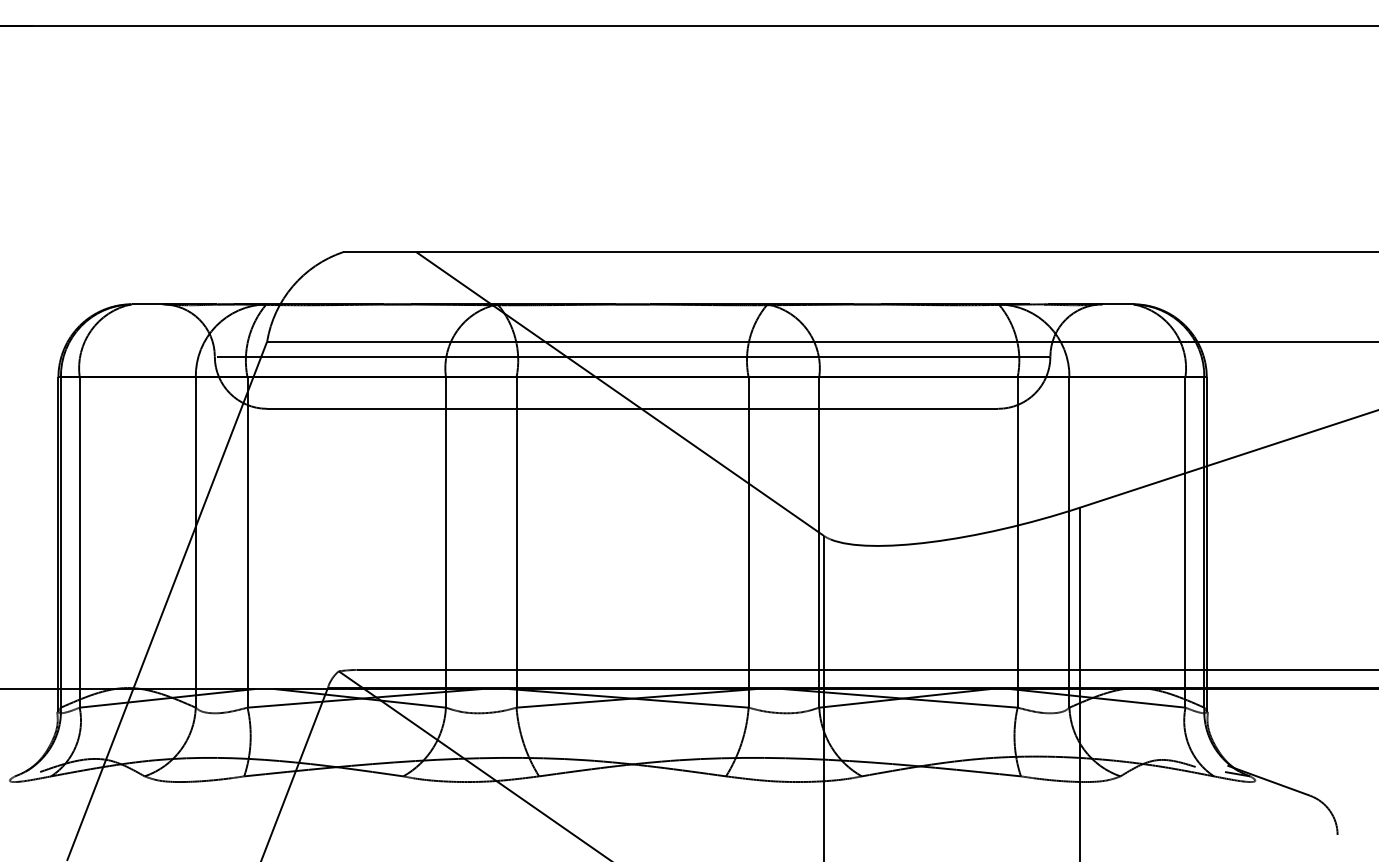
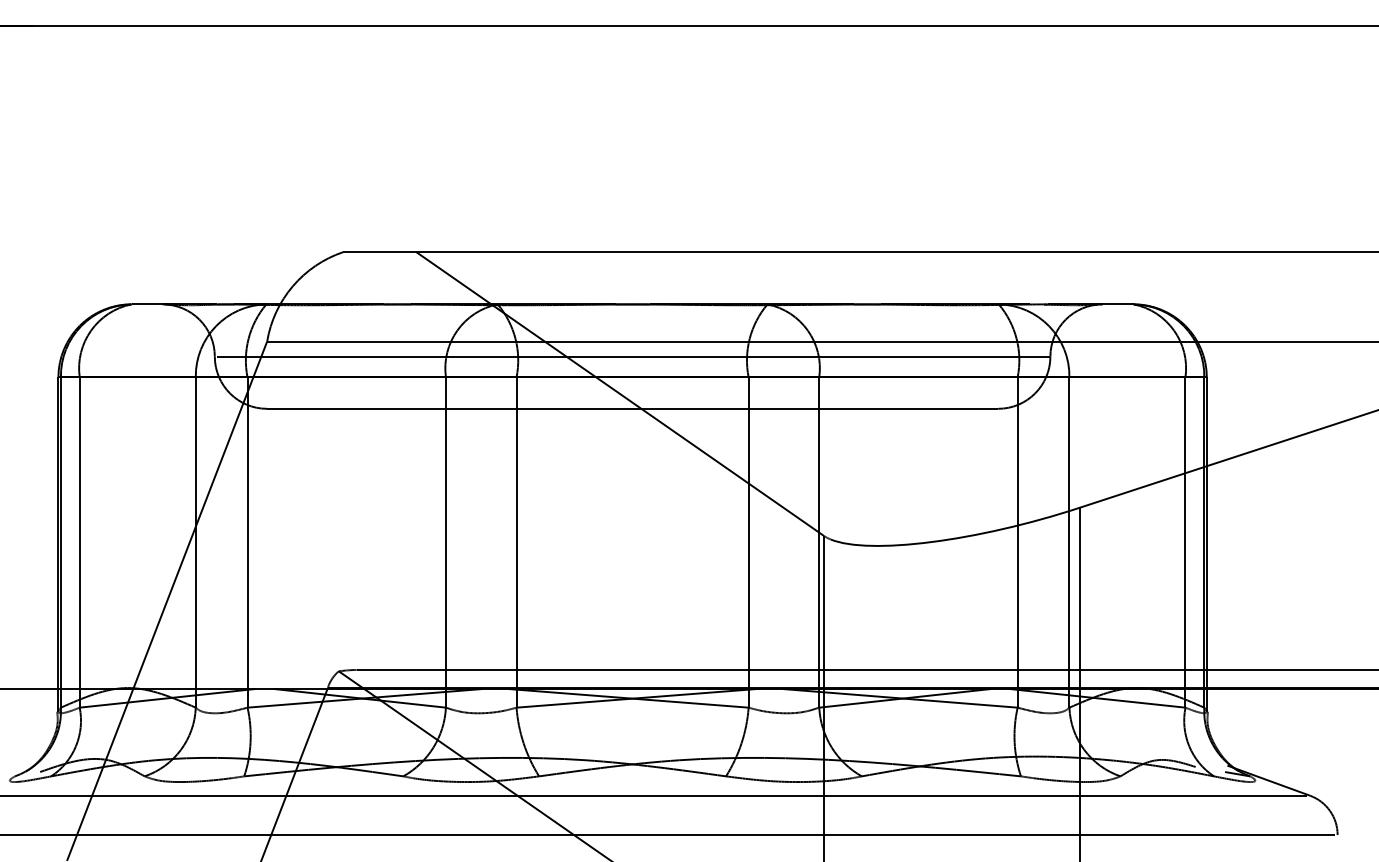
line: none -> present (654, 795)
line: none -> present (668, 834)
